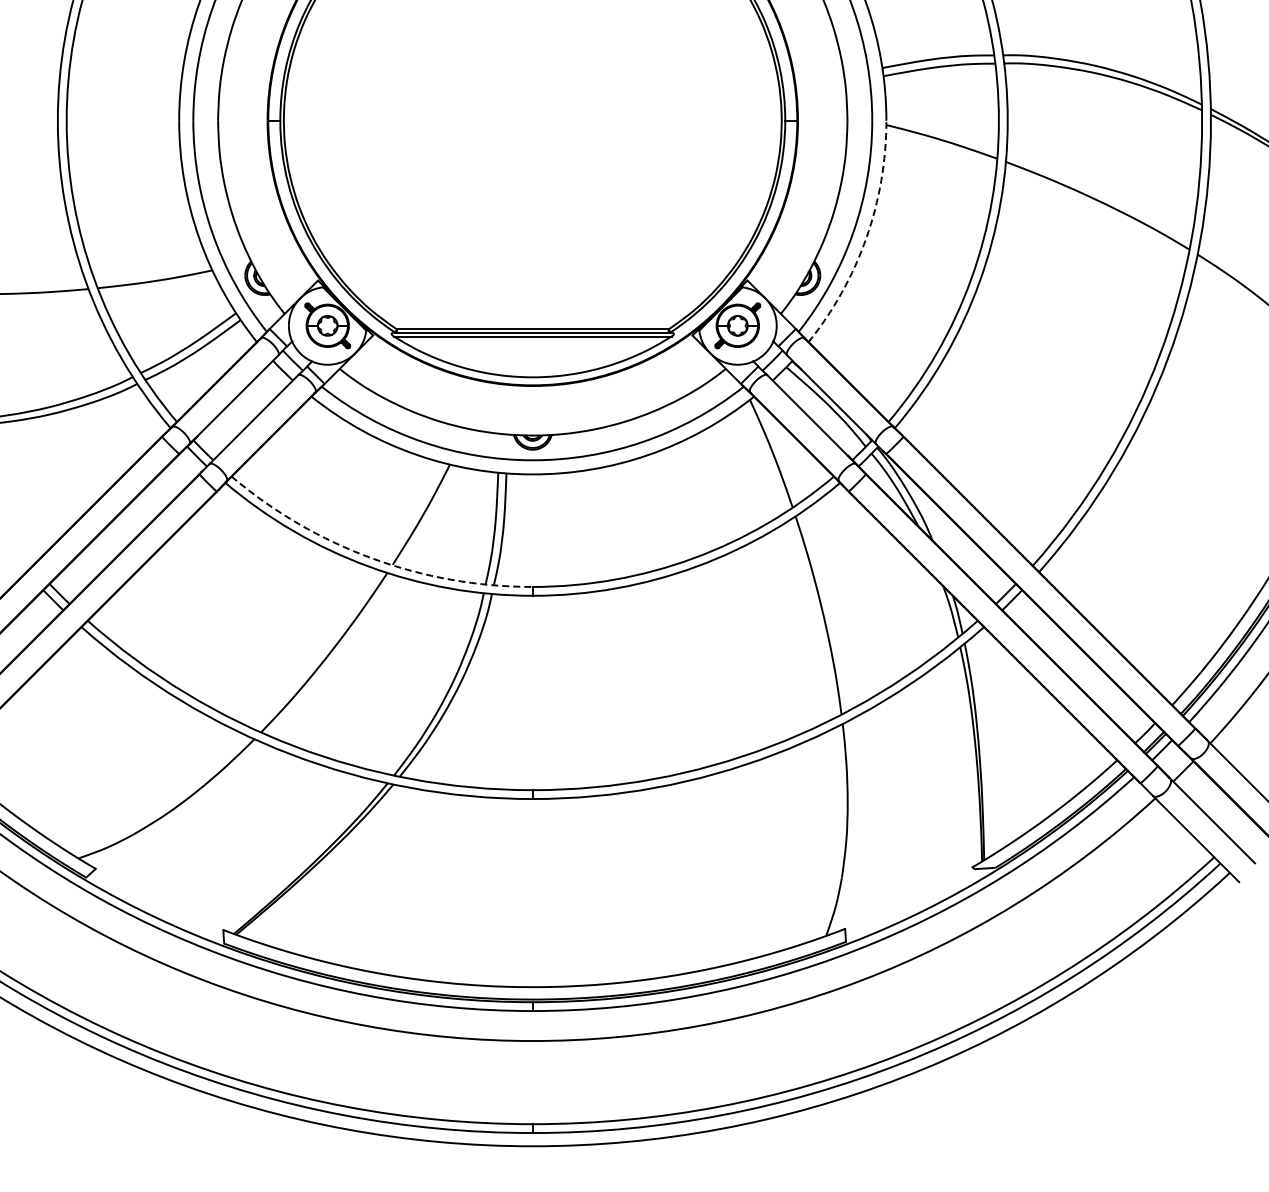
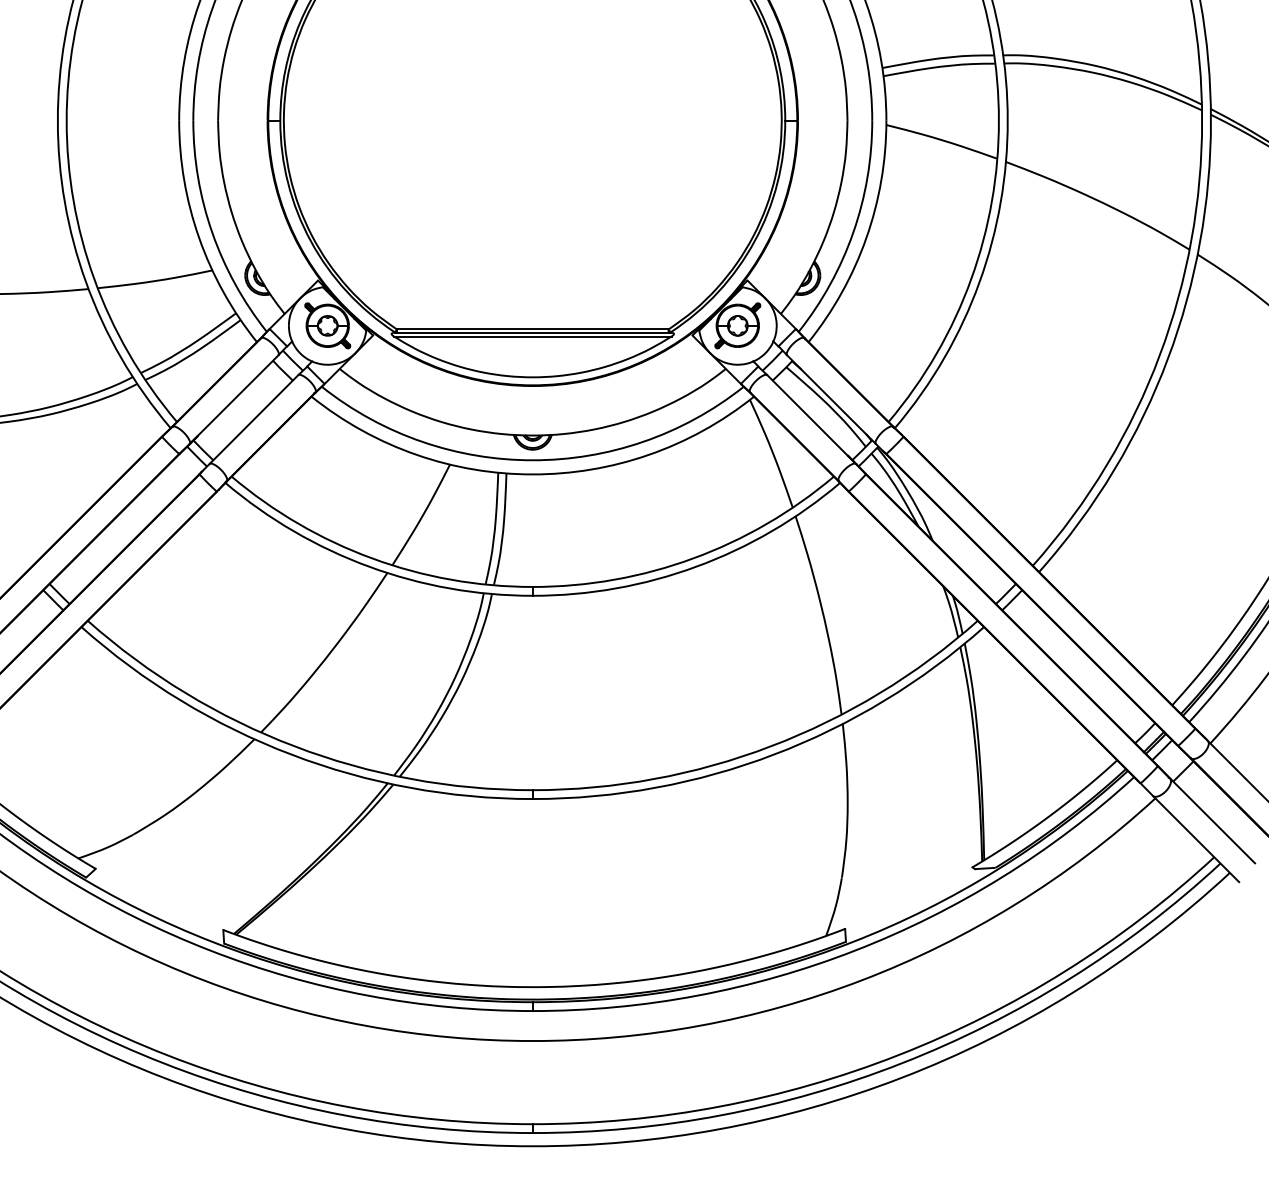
arc: dashed -> solid (866, 238)
arc: dashed -> solid (372, 558)
